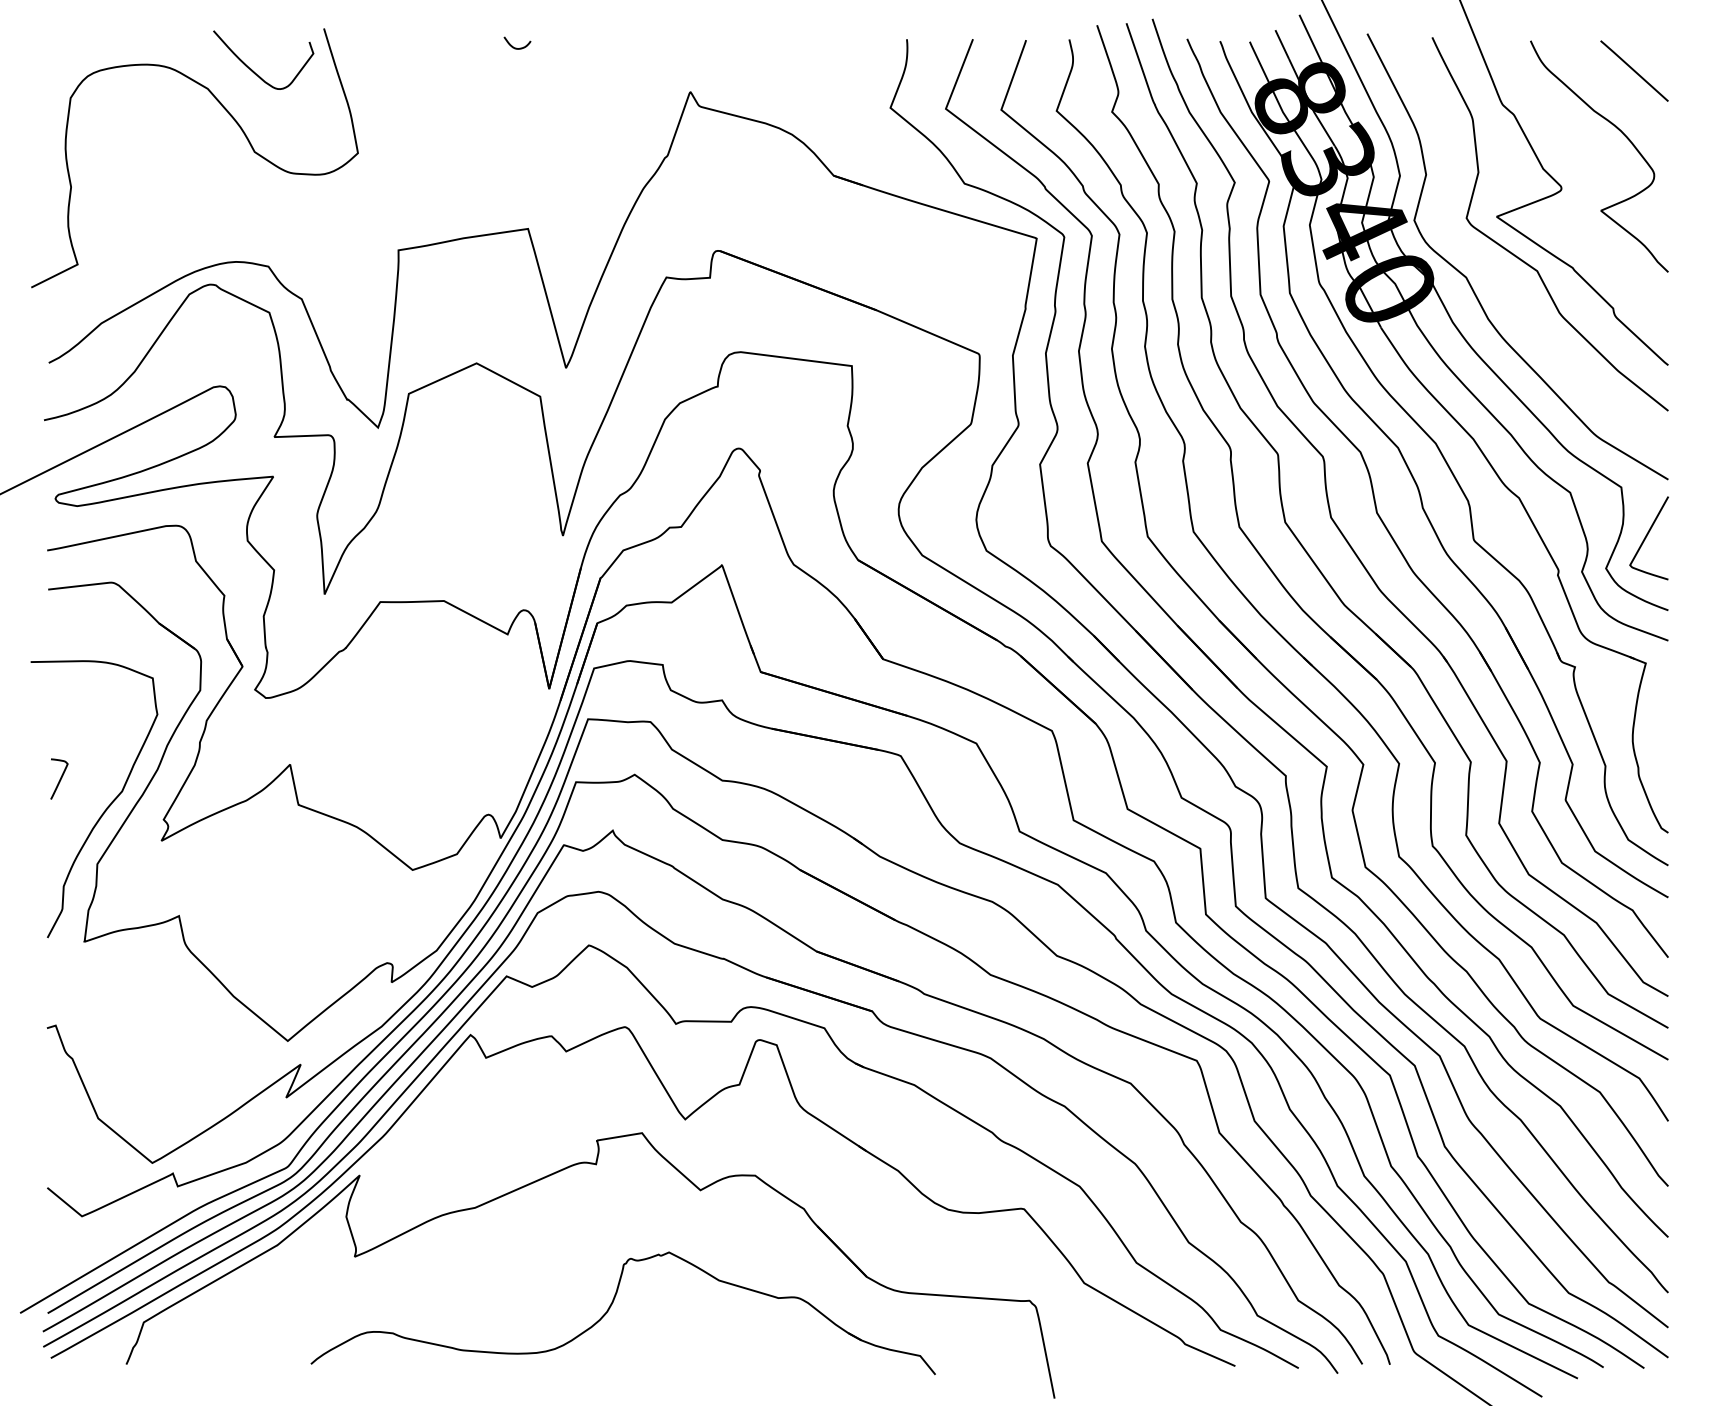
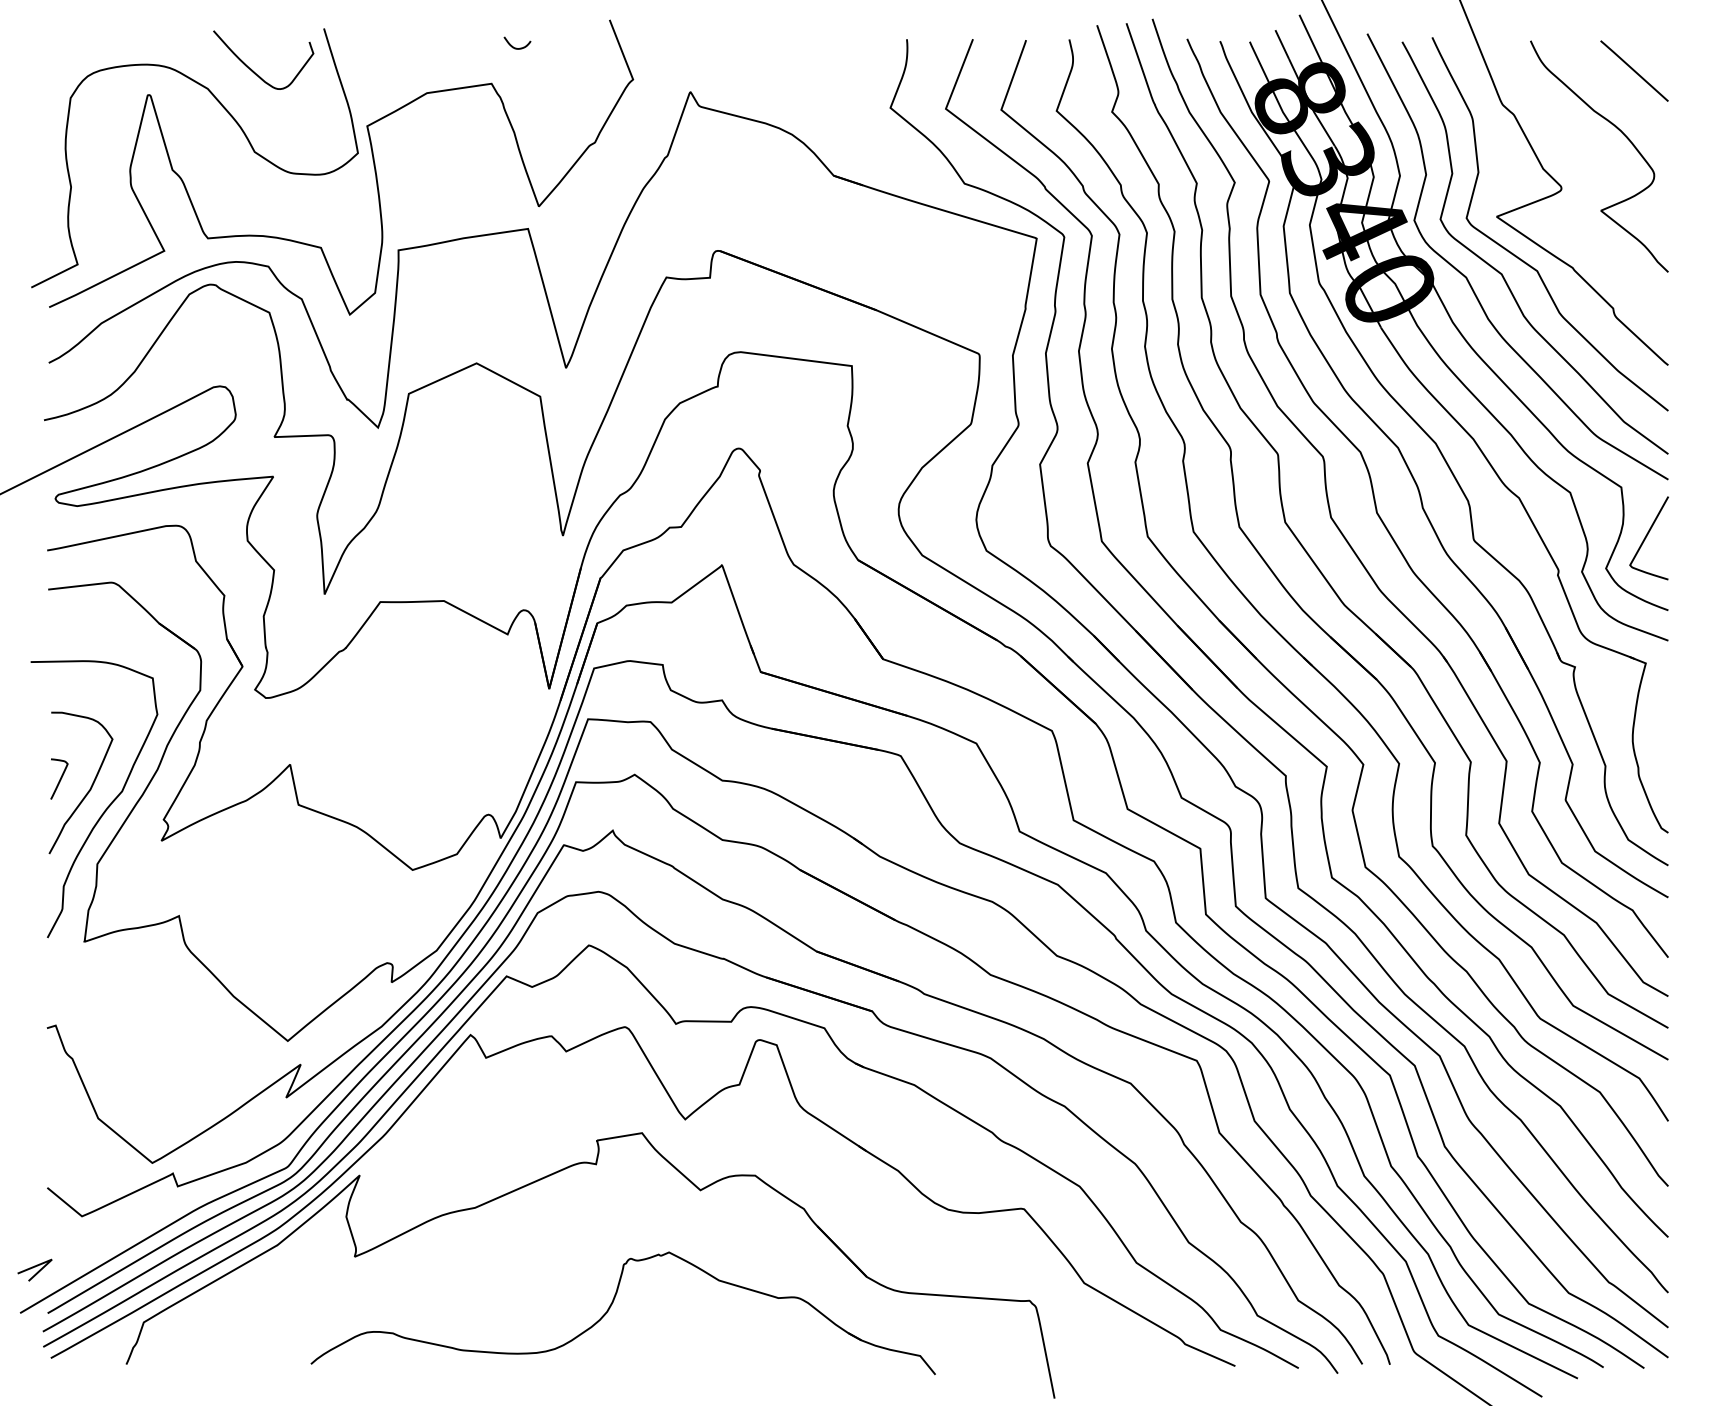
curve: none -> present (372, 160)
curve: none -> present (1502, 273)
curve: none -> present (90, 786)
line: none -> present (33, 1268)
